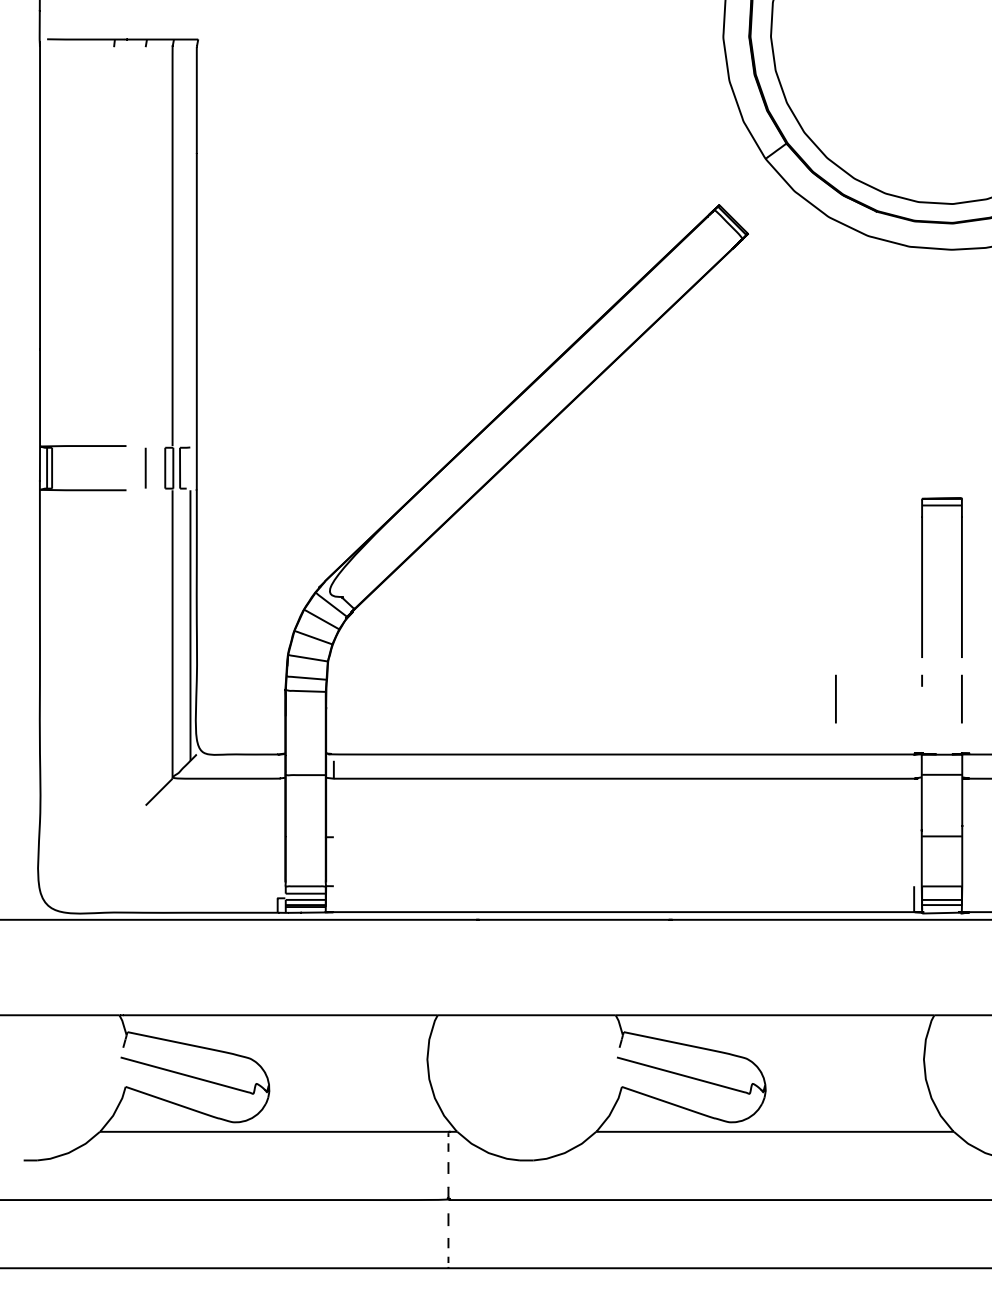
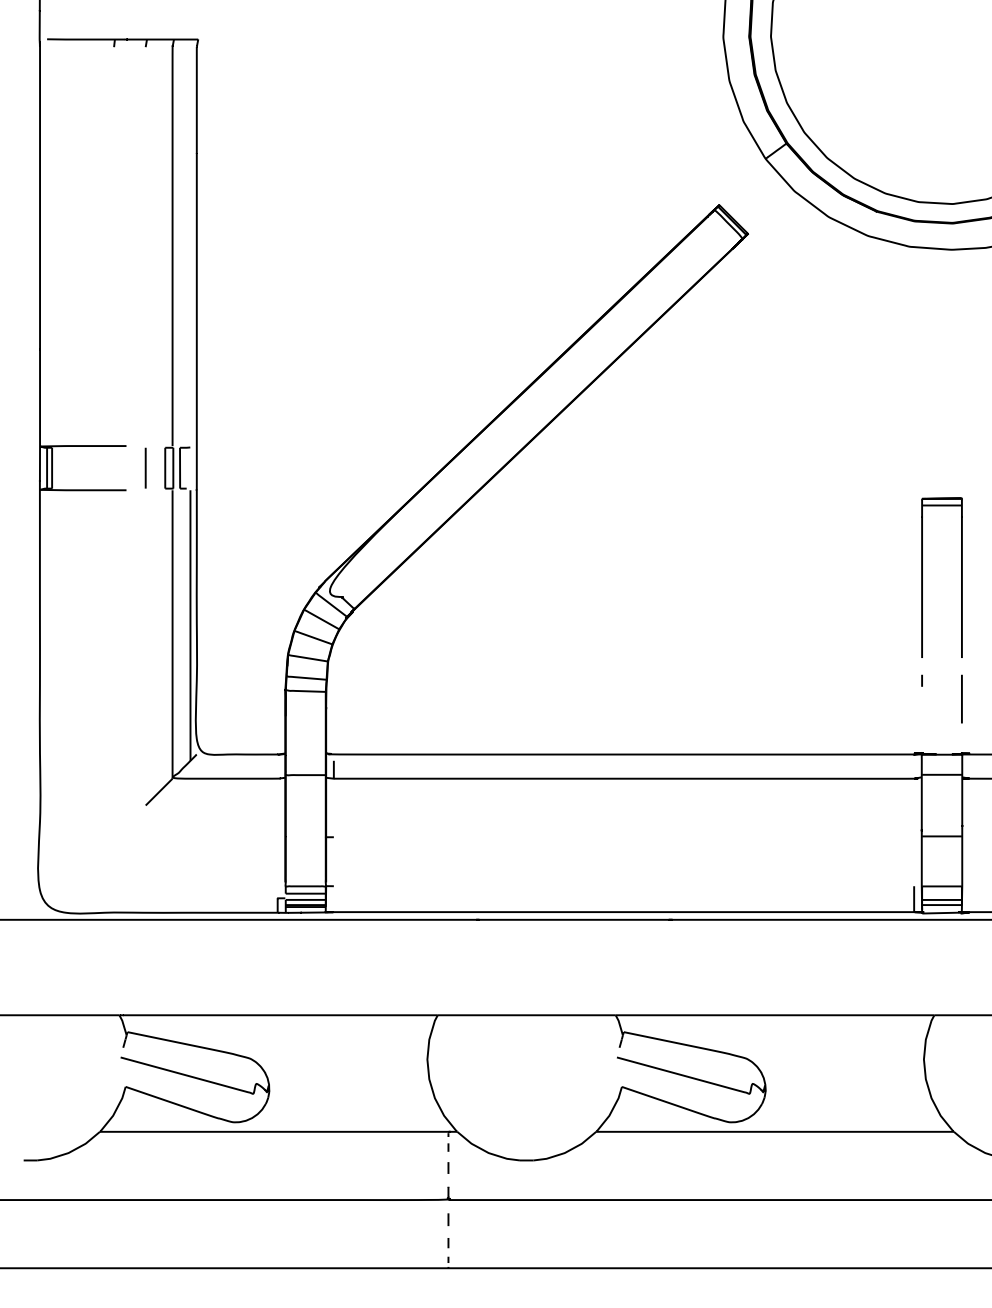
line: present -> none (835, 698)
